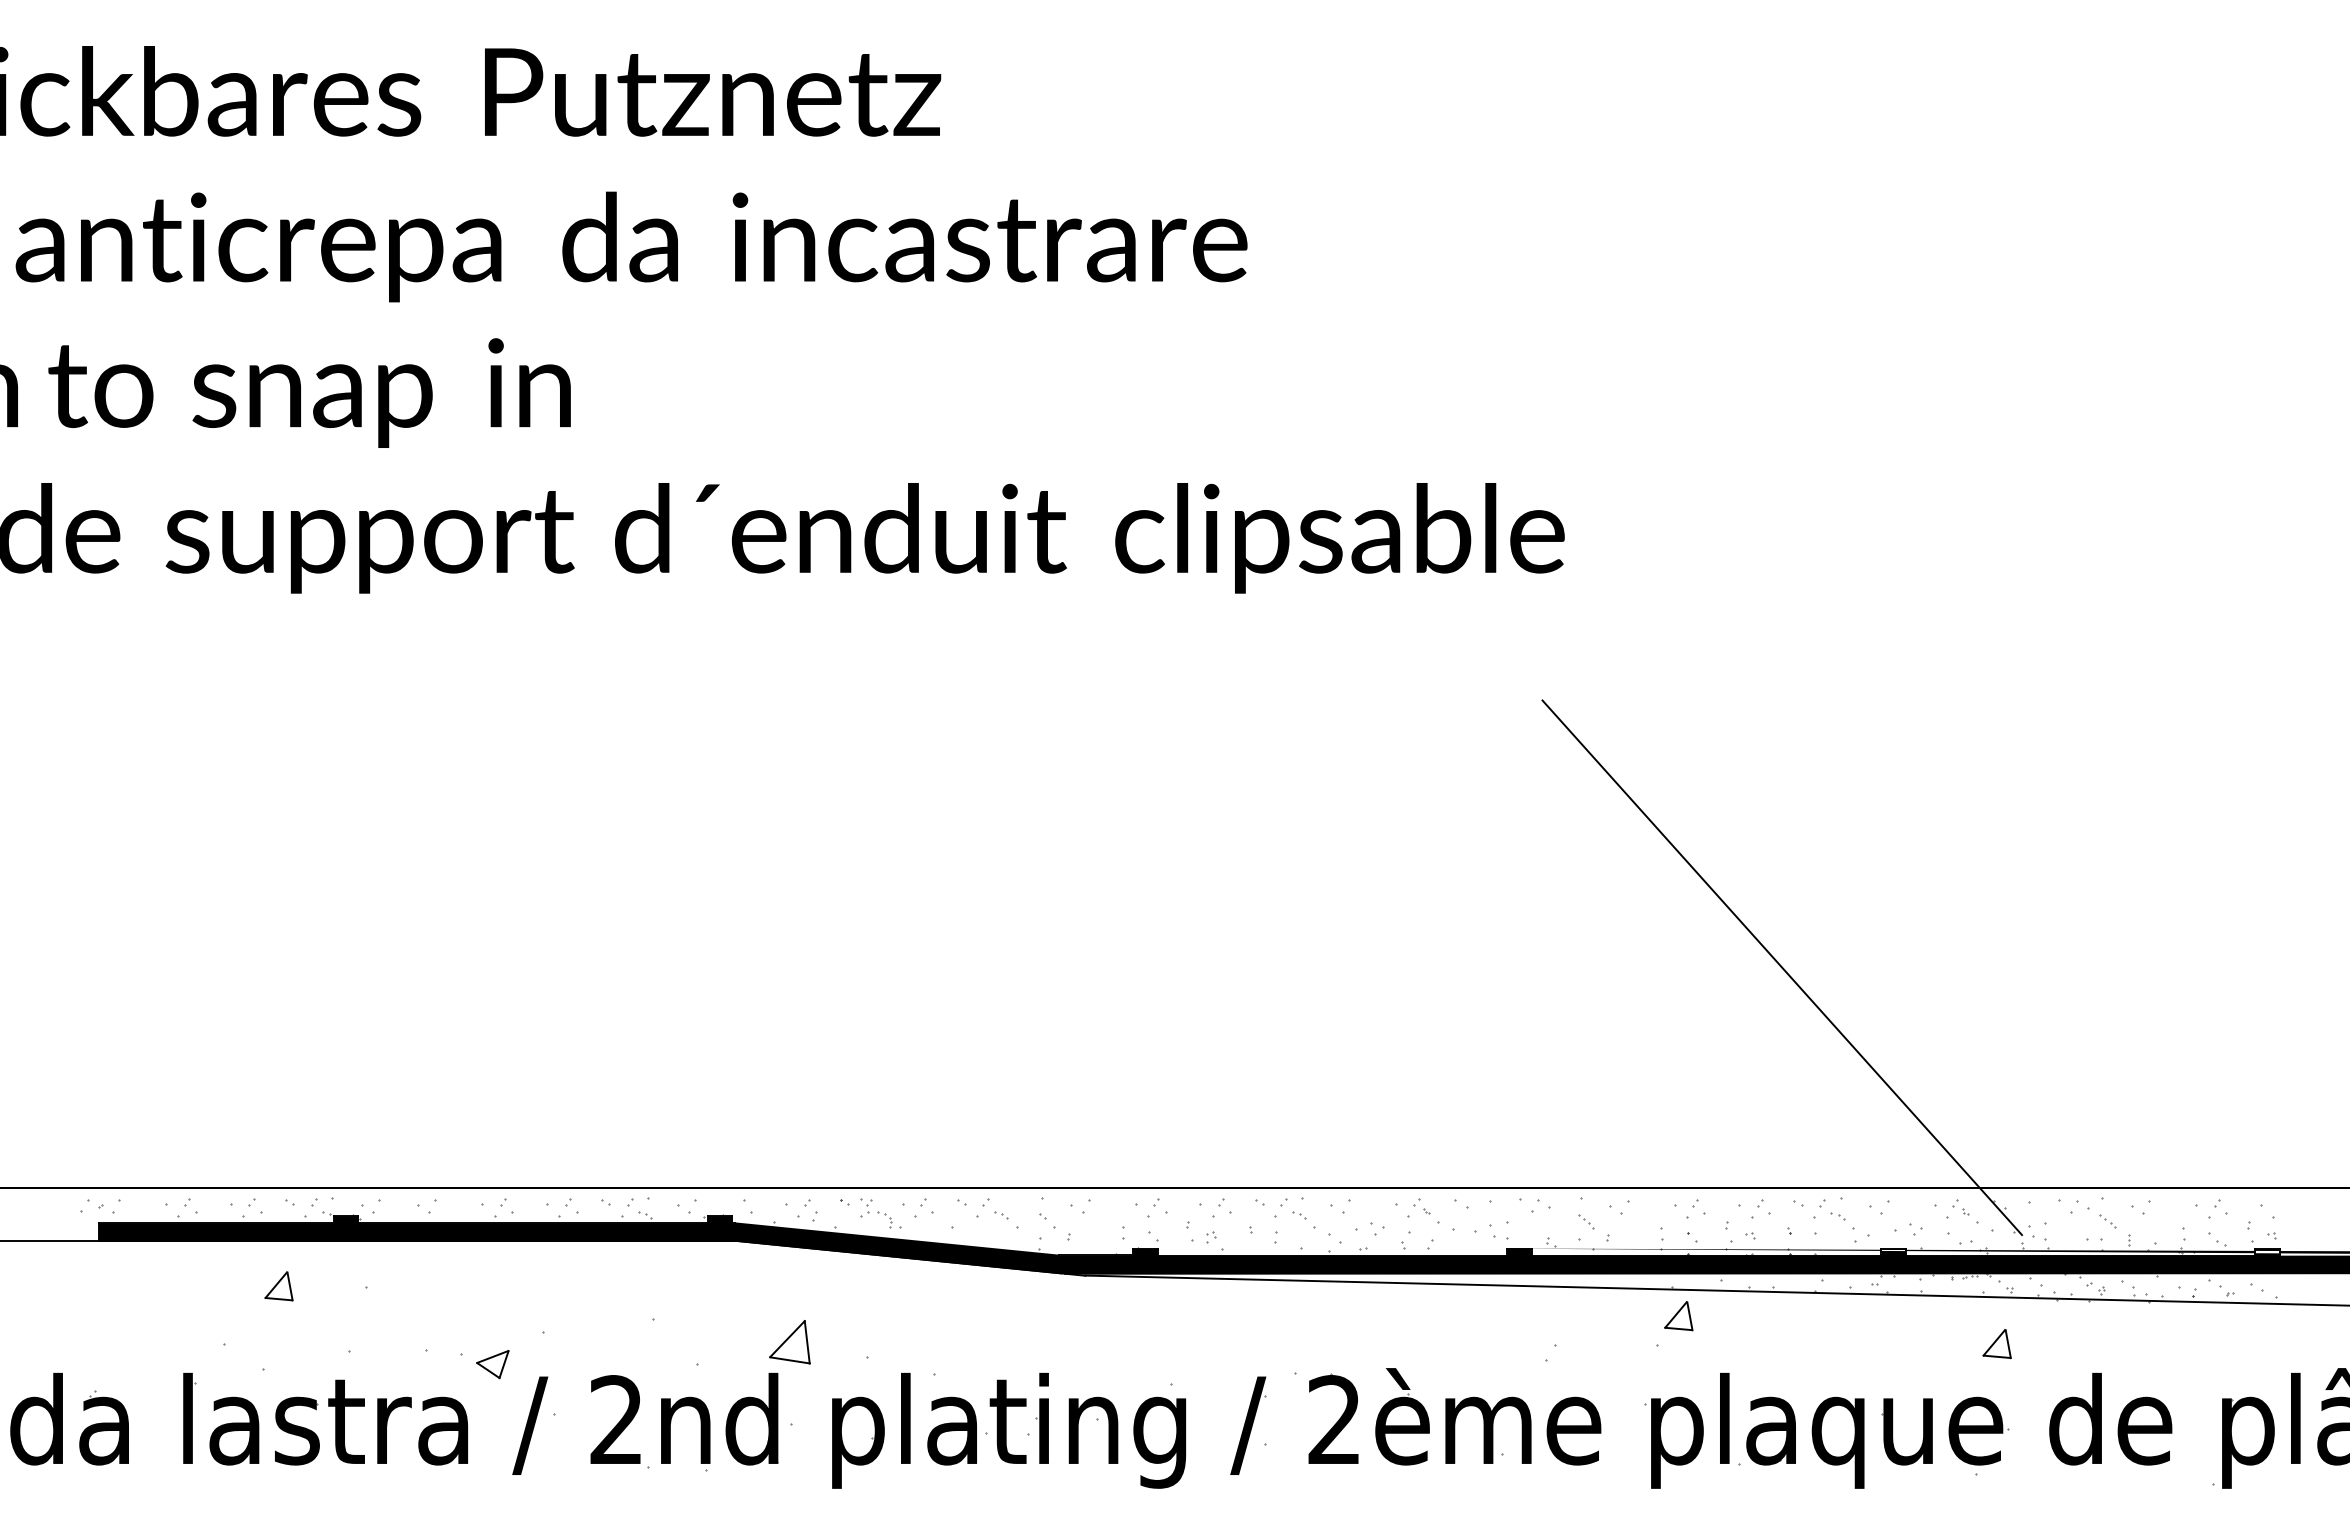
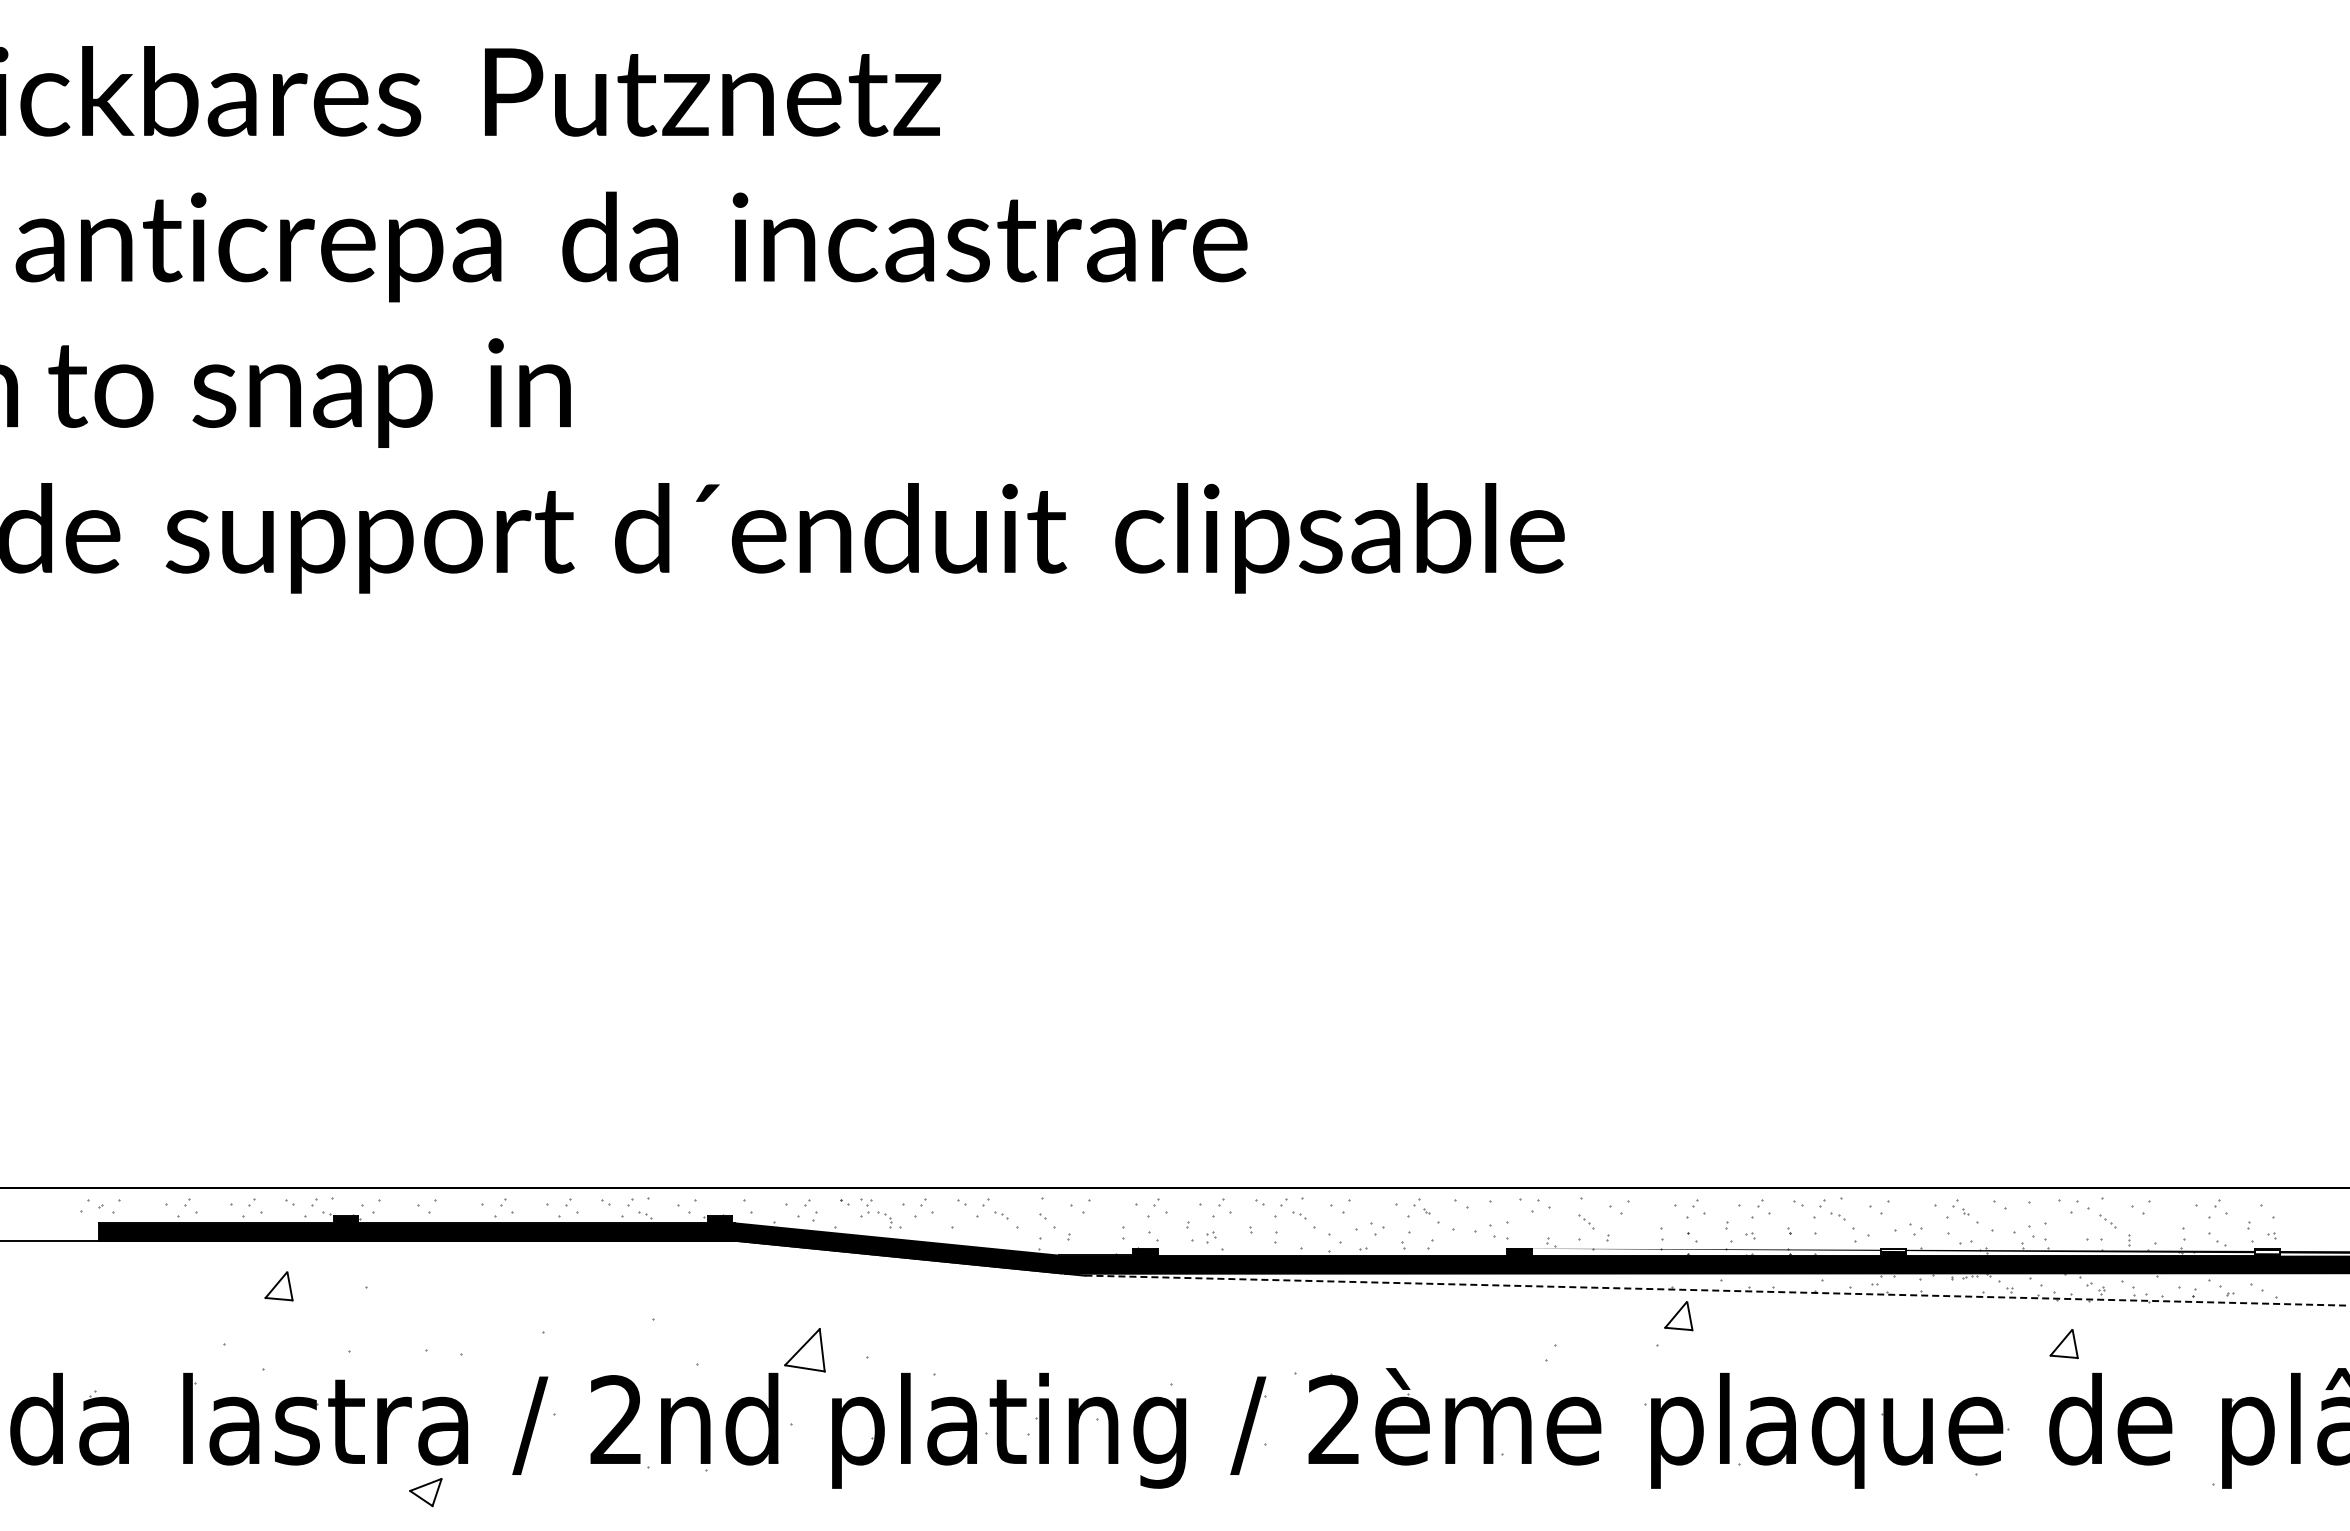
line: present -> none (1782, 967)
line: solid -> dashed (1718, 1290)
part position: (789, 1342) -> (804, 1350) (804, 1350)
part position: (1996, 1344) -> (2063, 1344) (2063, 1344)
part position: (492, 1364) -> (425, 1492) (425, 1492)
